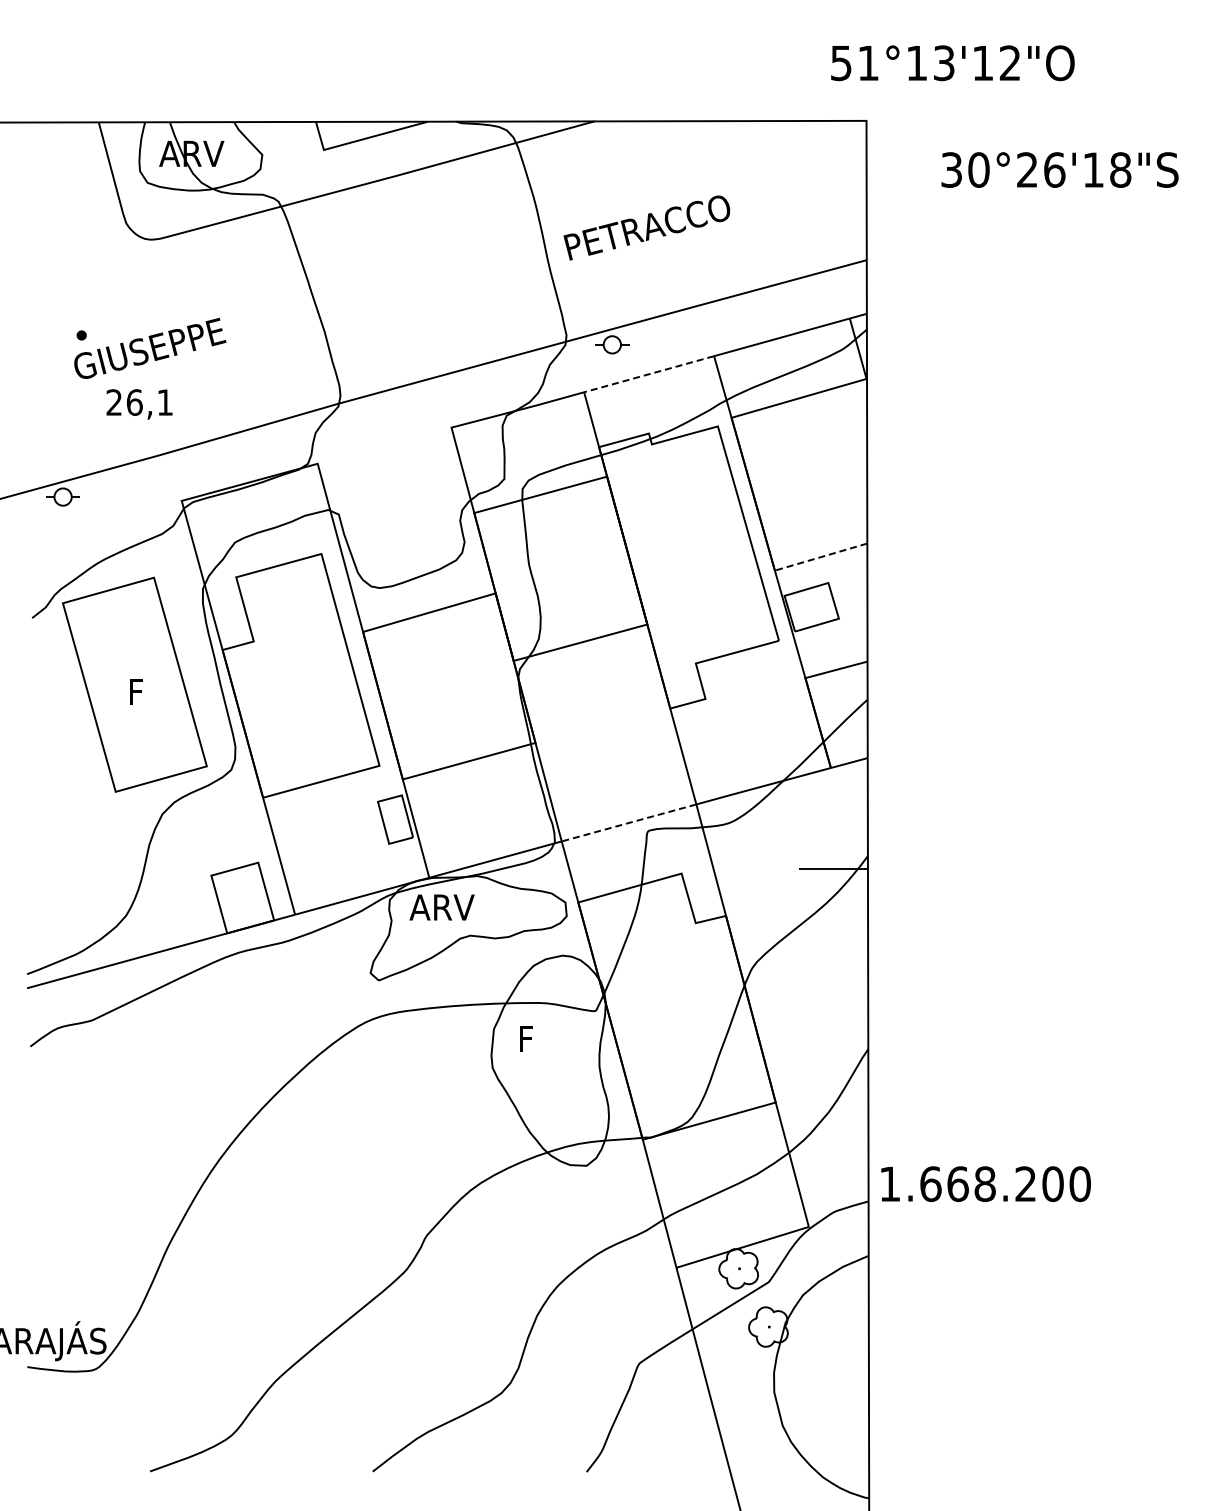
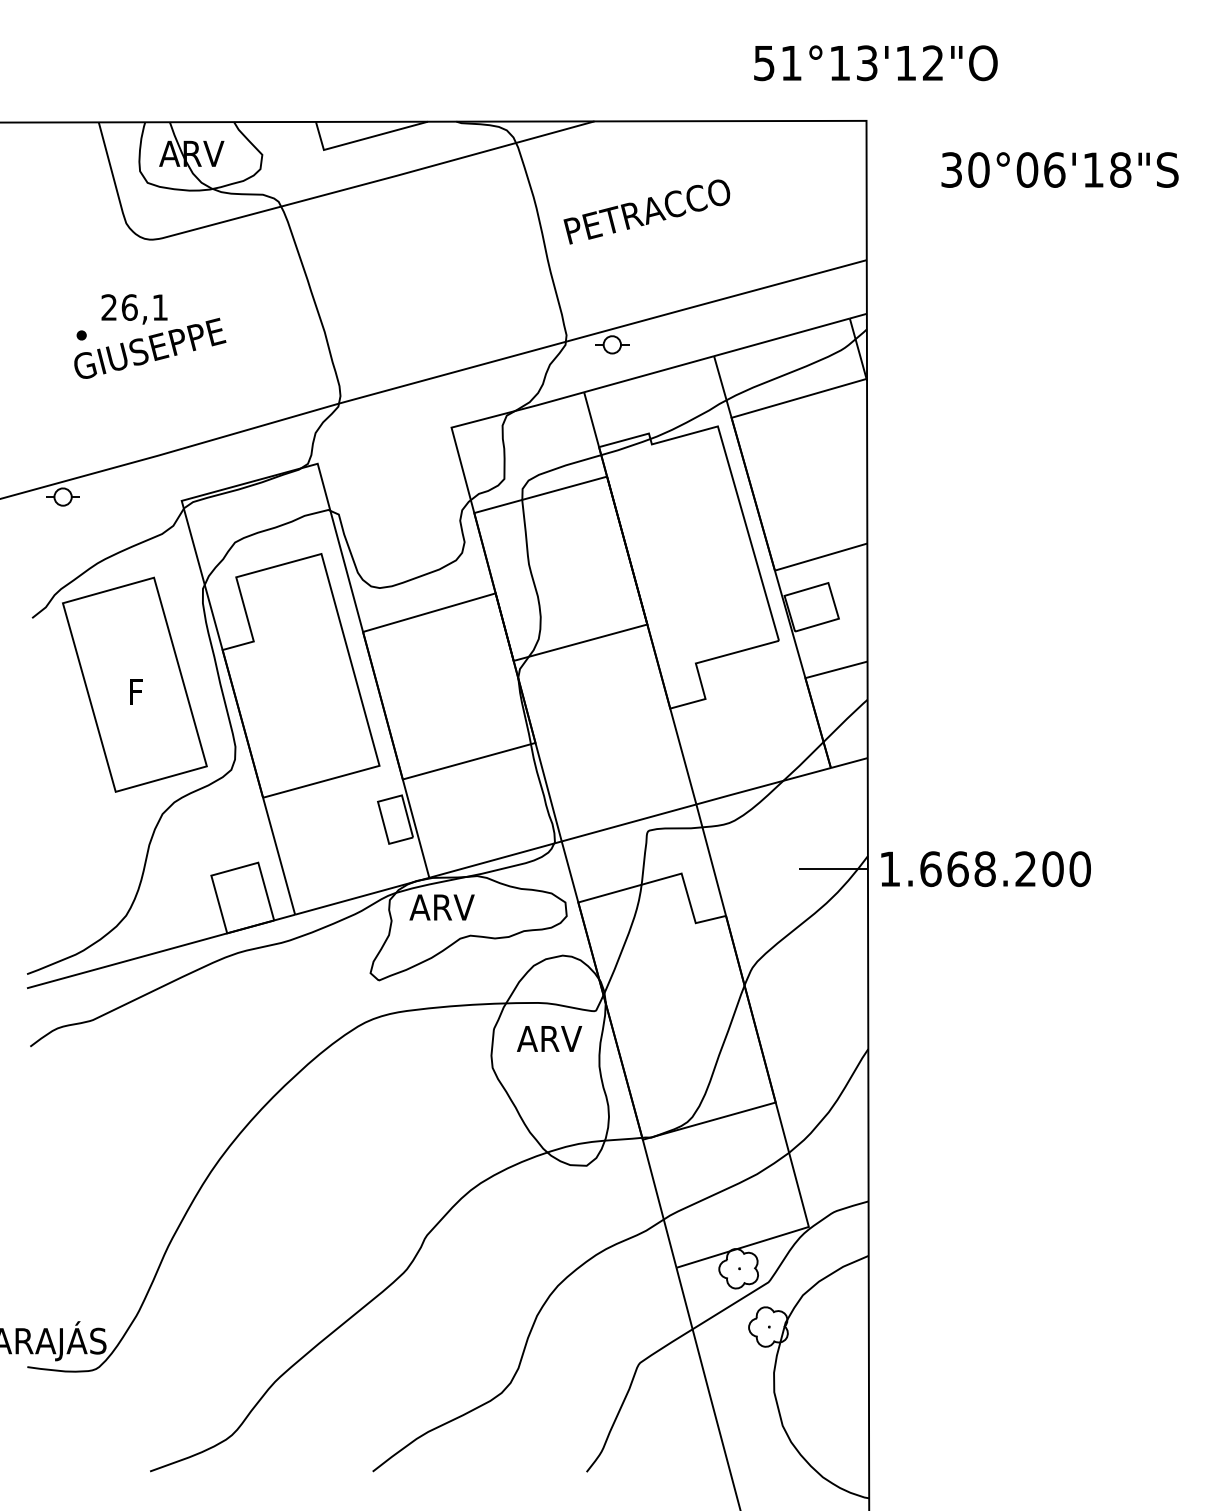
text position: (952, 63) -> (875, 63) (875, 63)
text: 30°26'18"S -> 30°06'18"S (1027, 169)
text position: (646, 227) -> (646, 211) (646, 211)
line: dashed -> solid (648, 374)
text position: (139, 404) -> (134, 309) (134, 309)
line: dashed -> solid (820, 557)
line: dashed -> solid (629, 822)
text: F -> ARV (549, 1038)
text position: (985, 1184) -> (985, 869) (985, 869)
